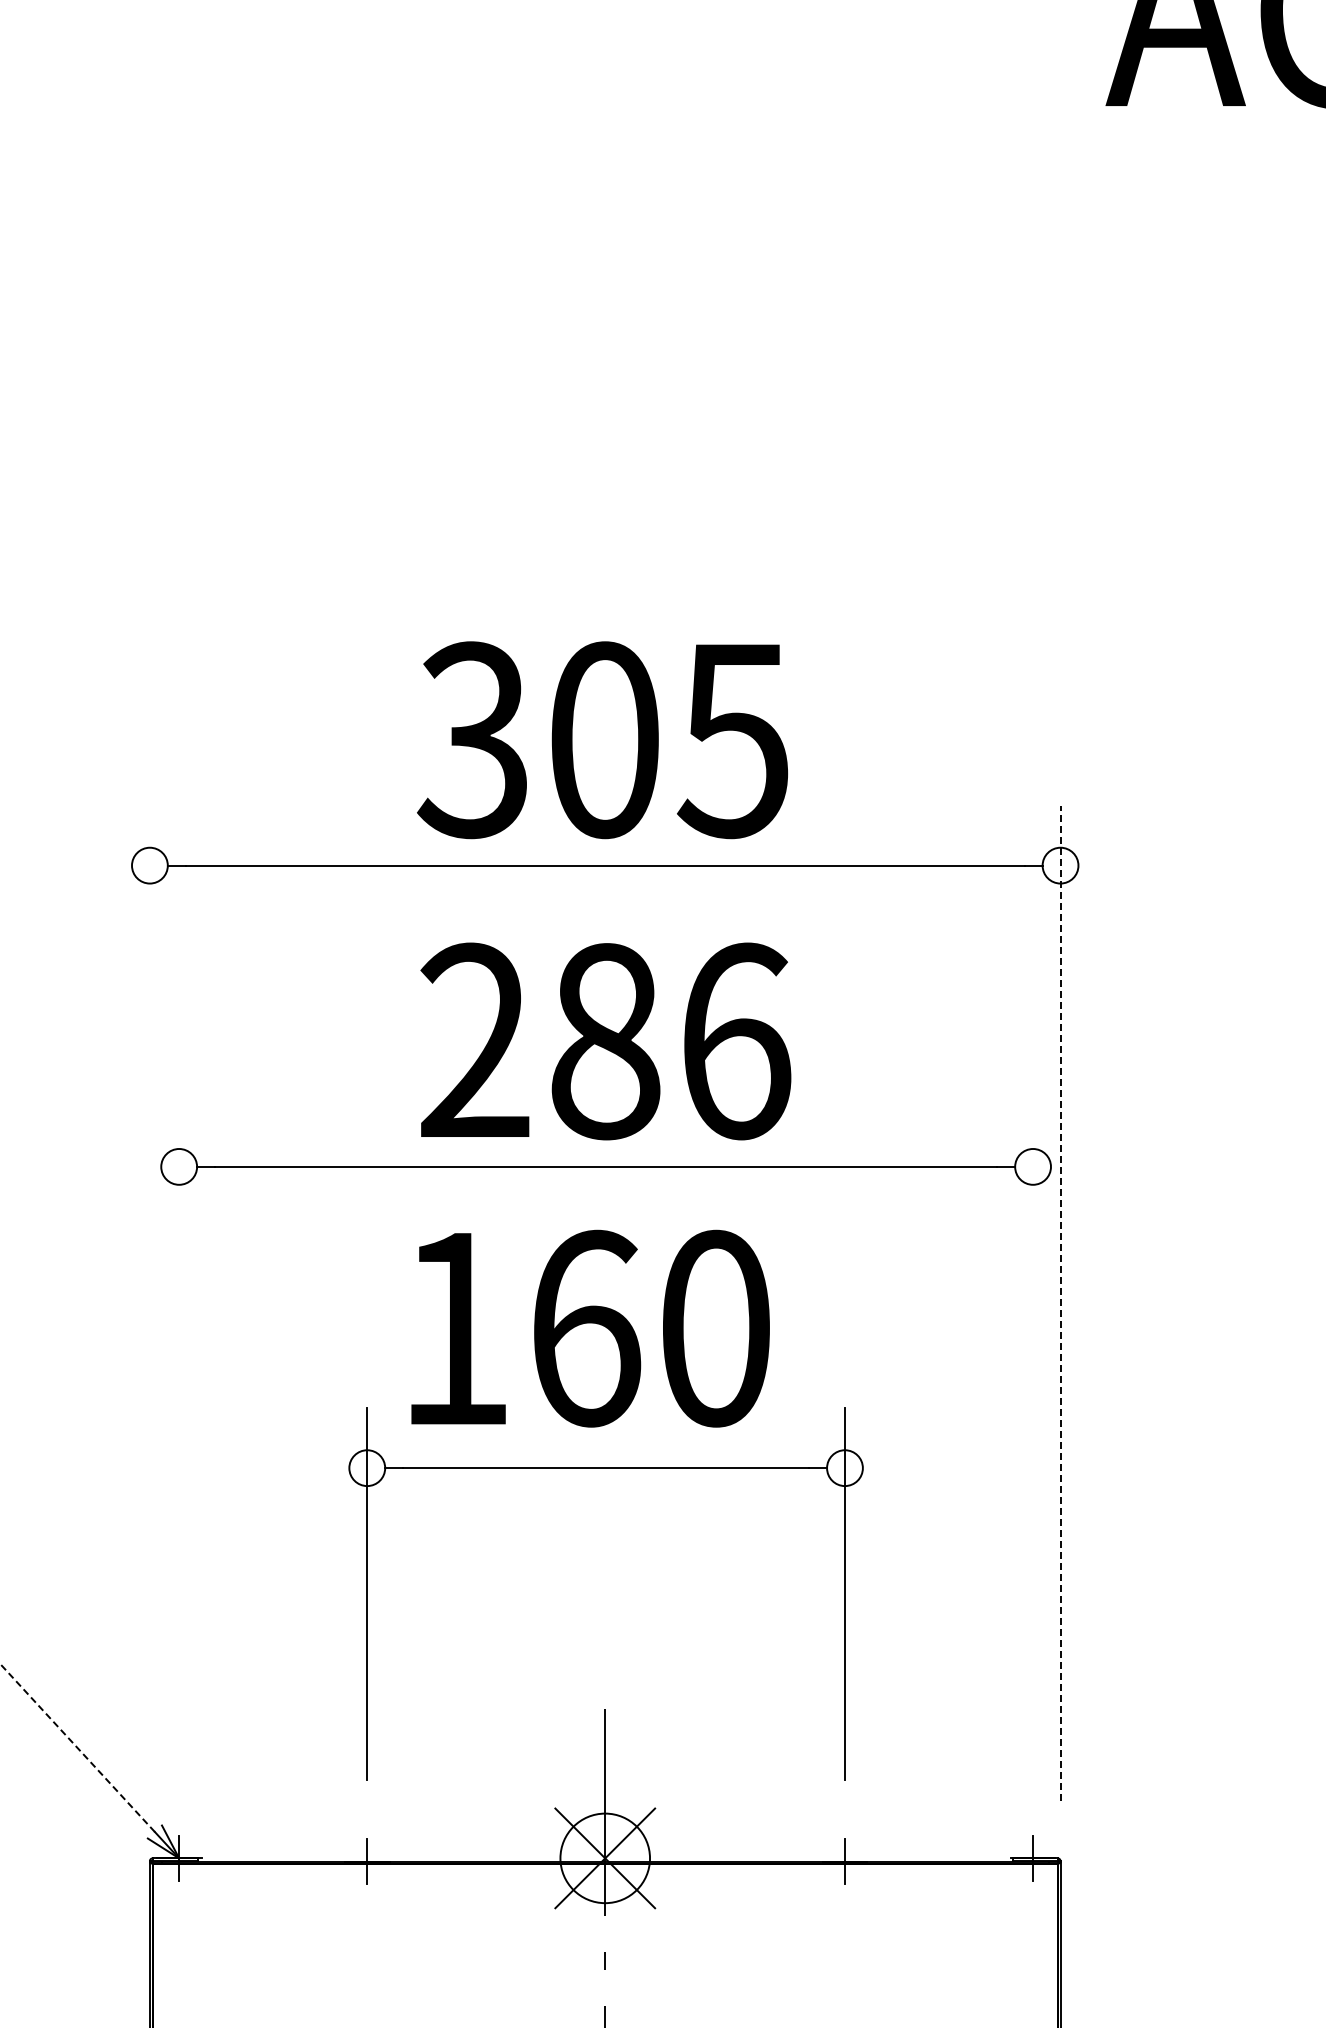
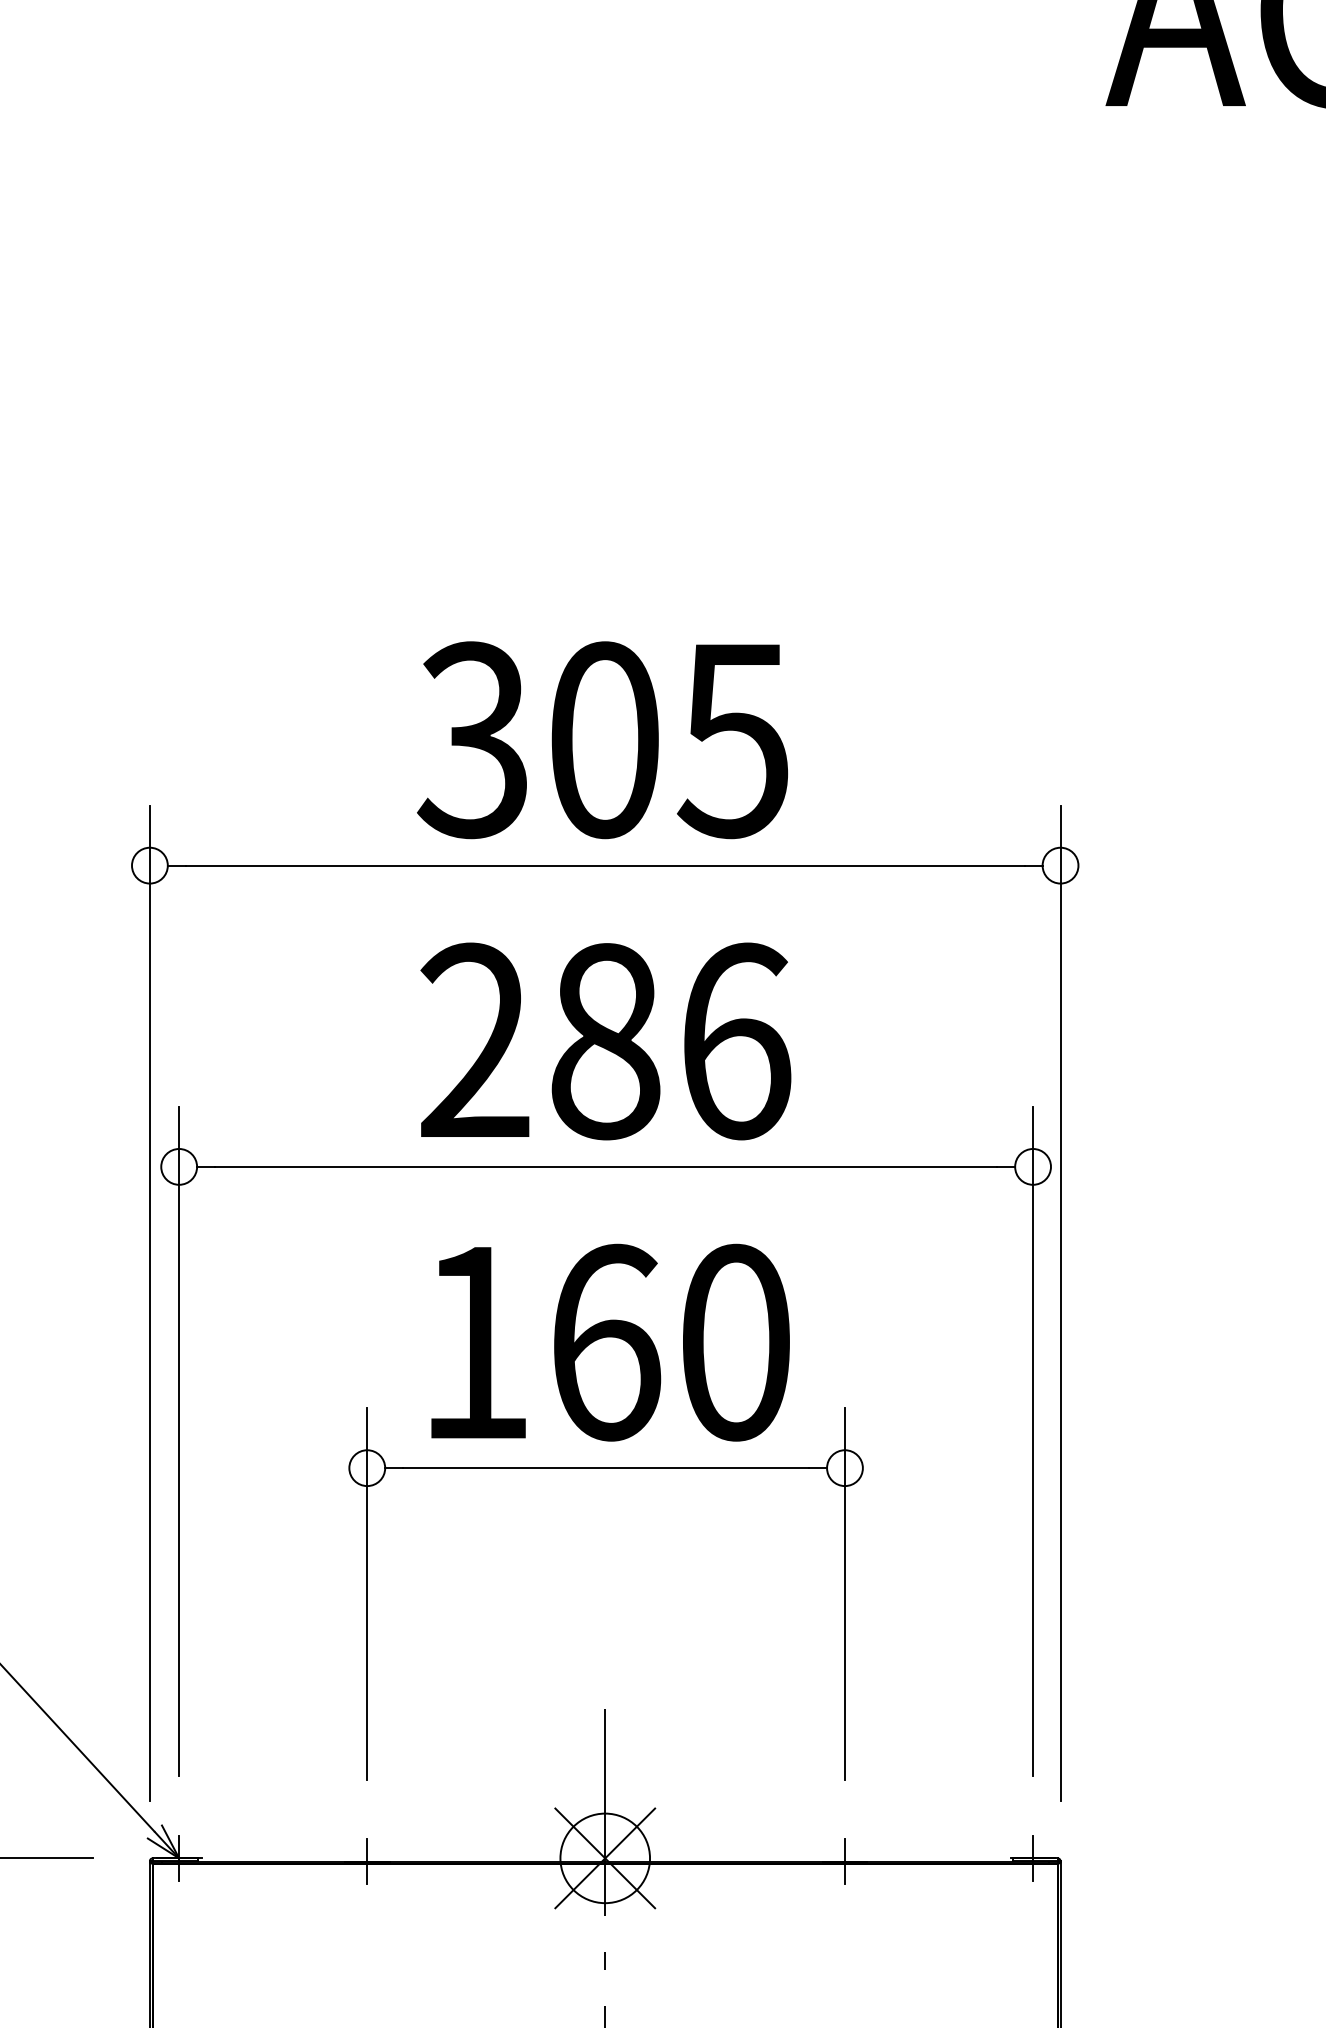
line: none -> present (149, 1303)
line: dashed -> solid (1060, 1303)
text position: (590, 1328) -> (610, 1342) (610, 1342)
line: none -> present (179, 1441)
line: none -> present (1033, 1441)
line: dashed -> solid (77, 1748)
line: none -> present (47, 1858)
